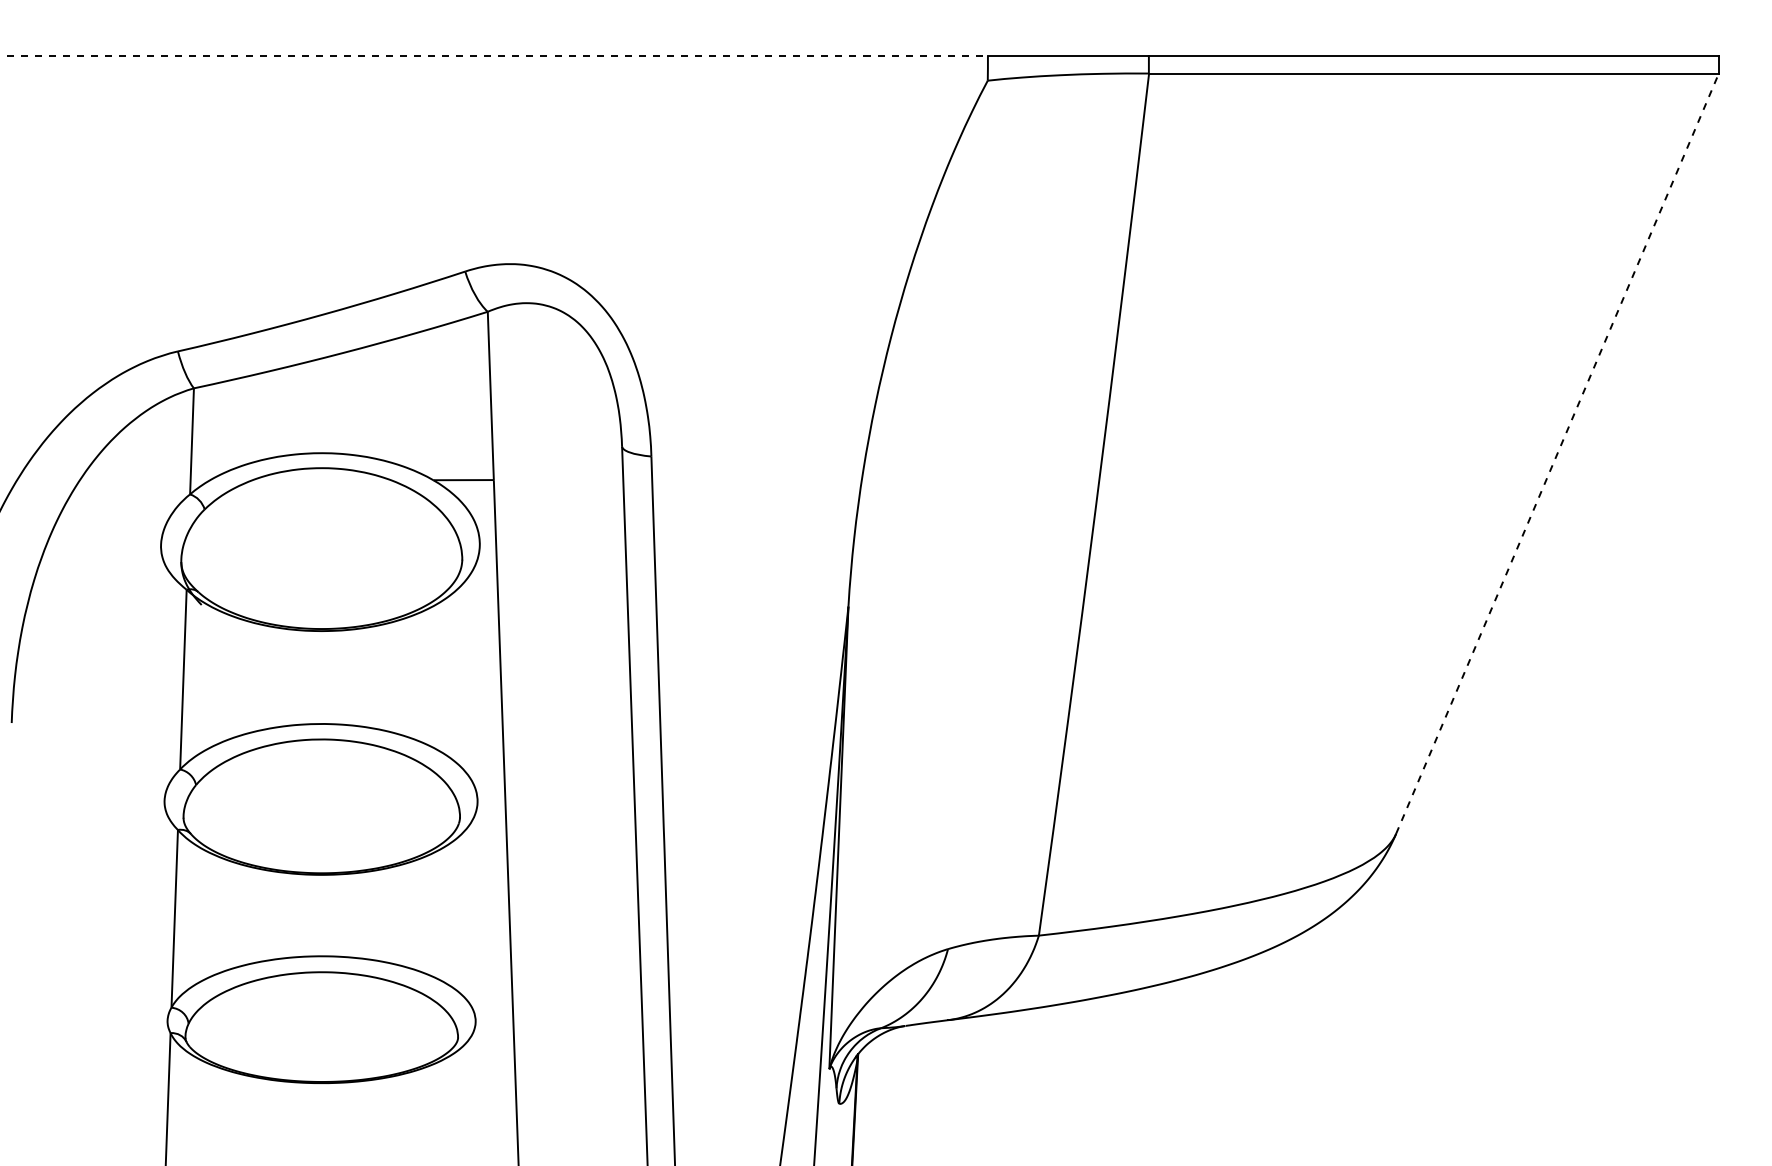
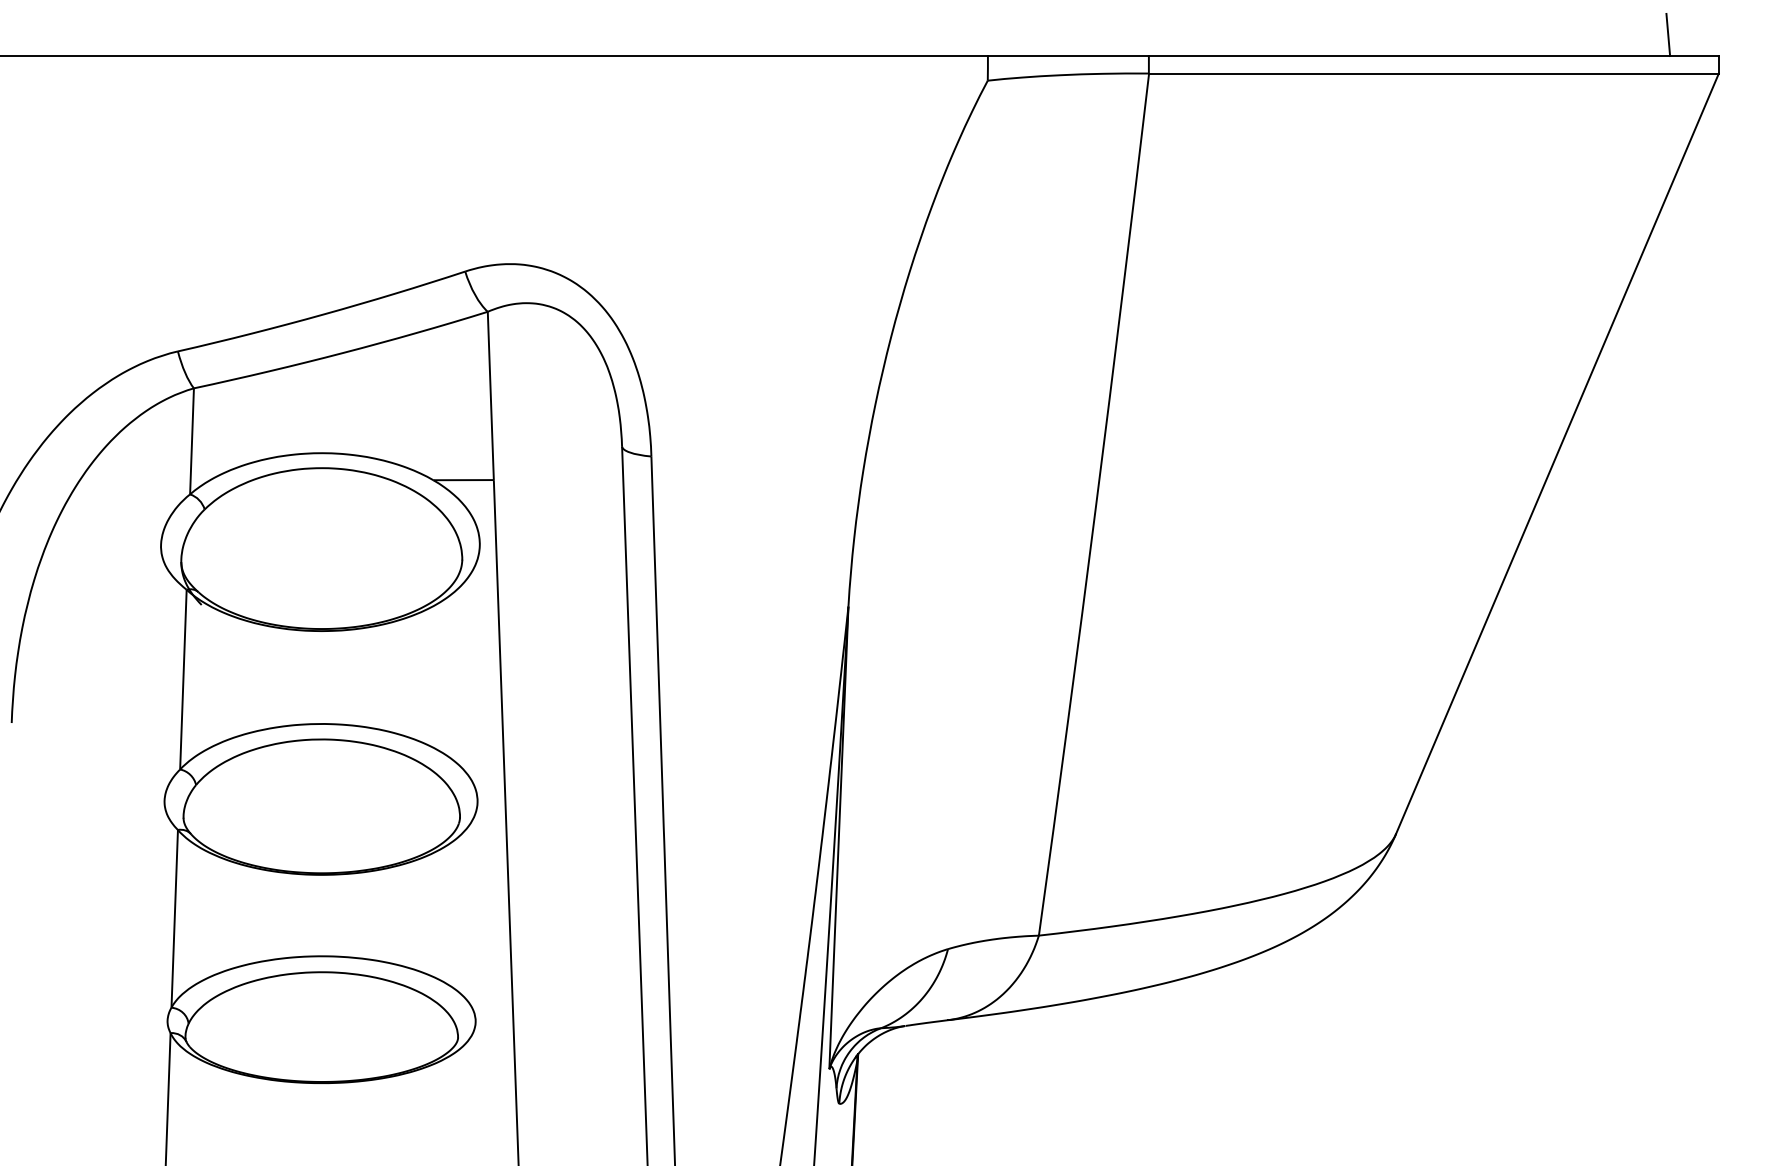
line: none -> present (1668, 34)
line: dashed -> solid (493, 56)
line: dashed -> solid (1557, 453)
